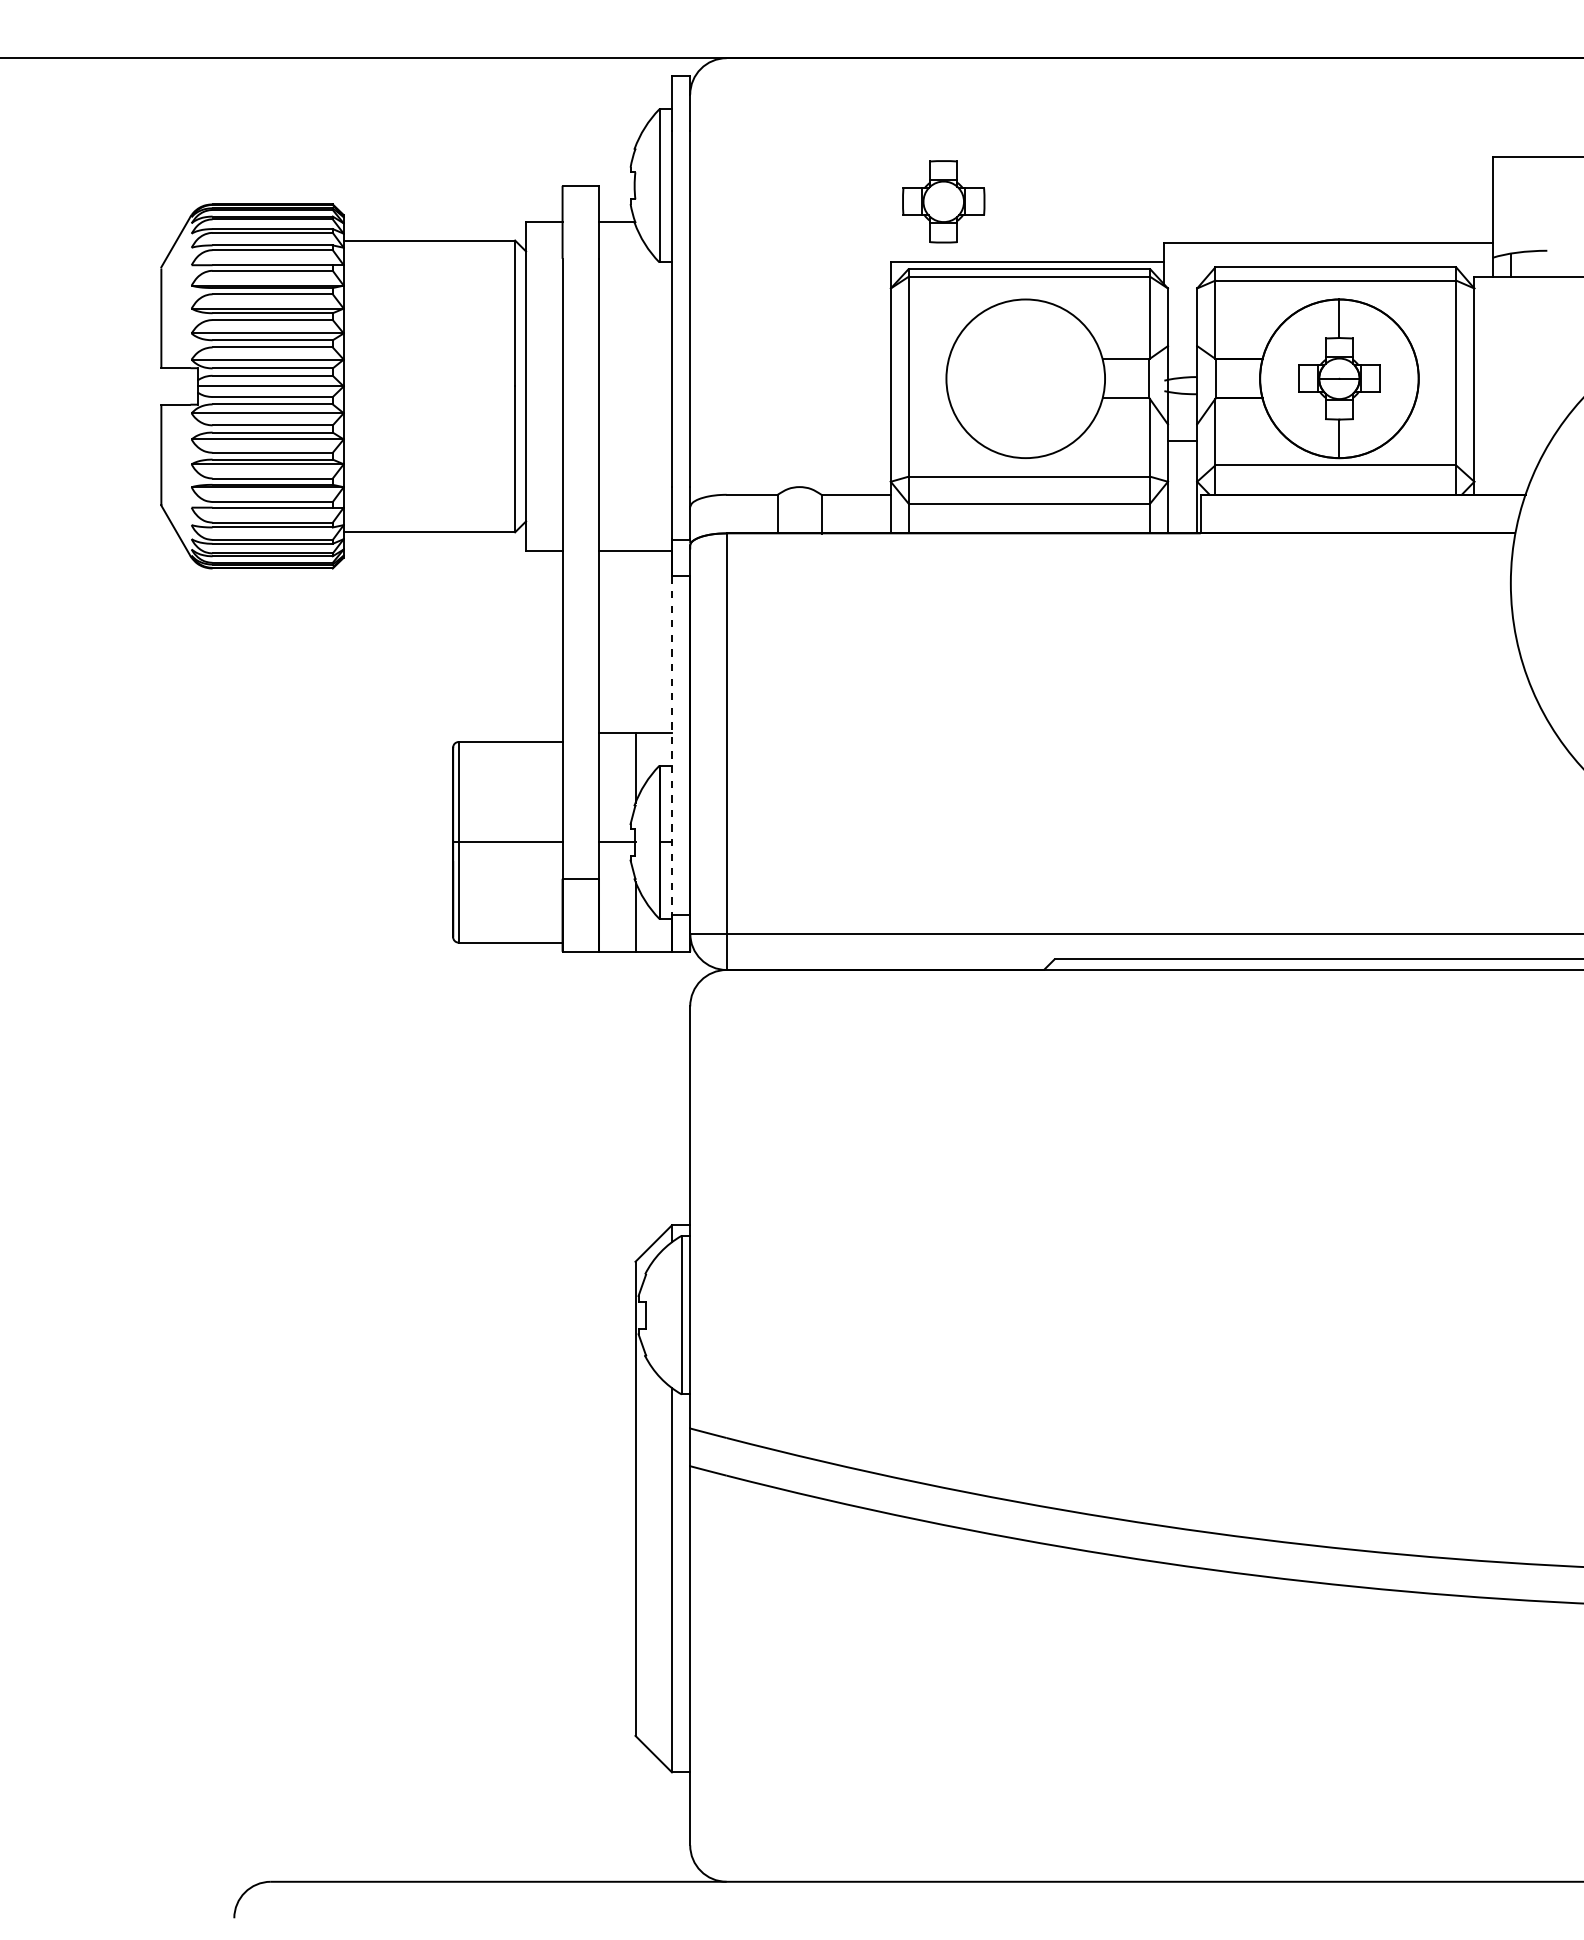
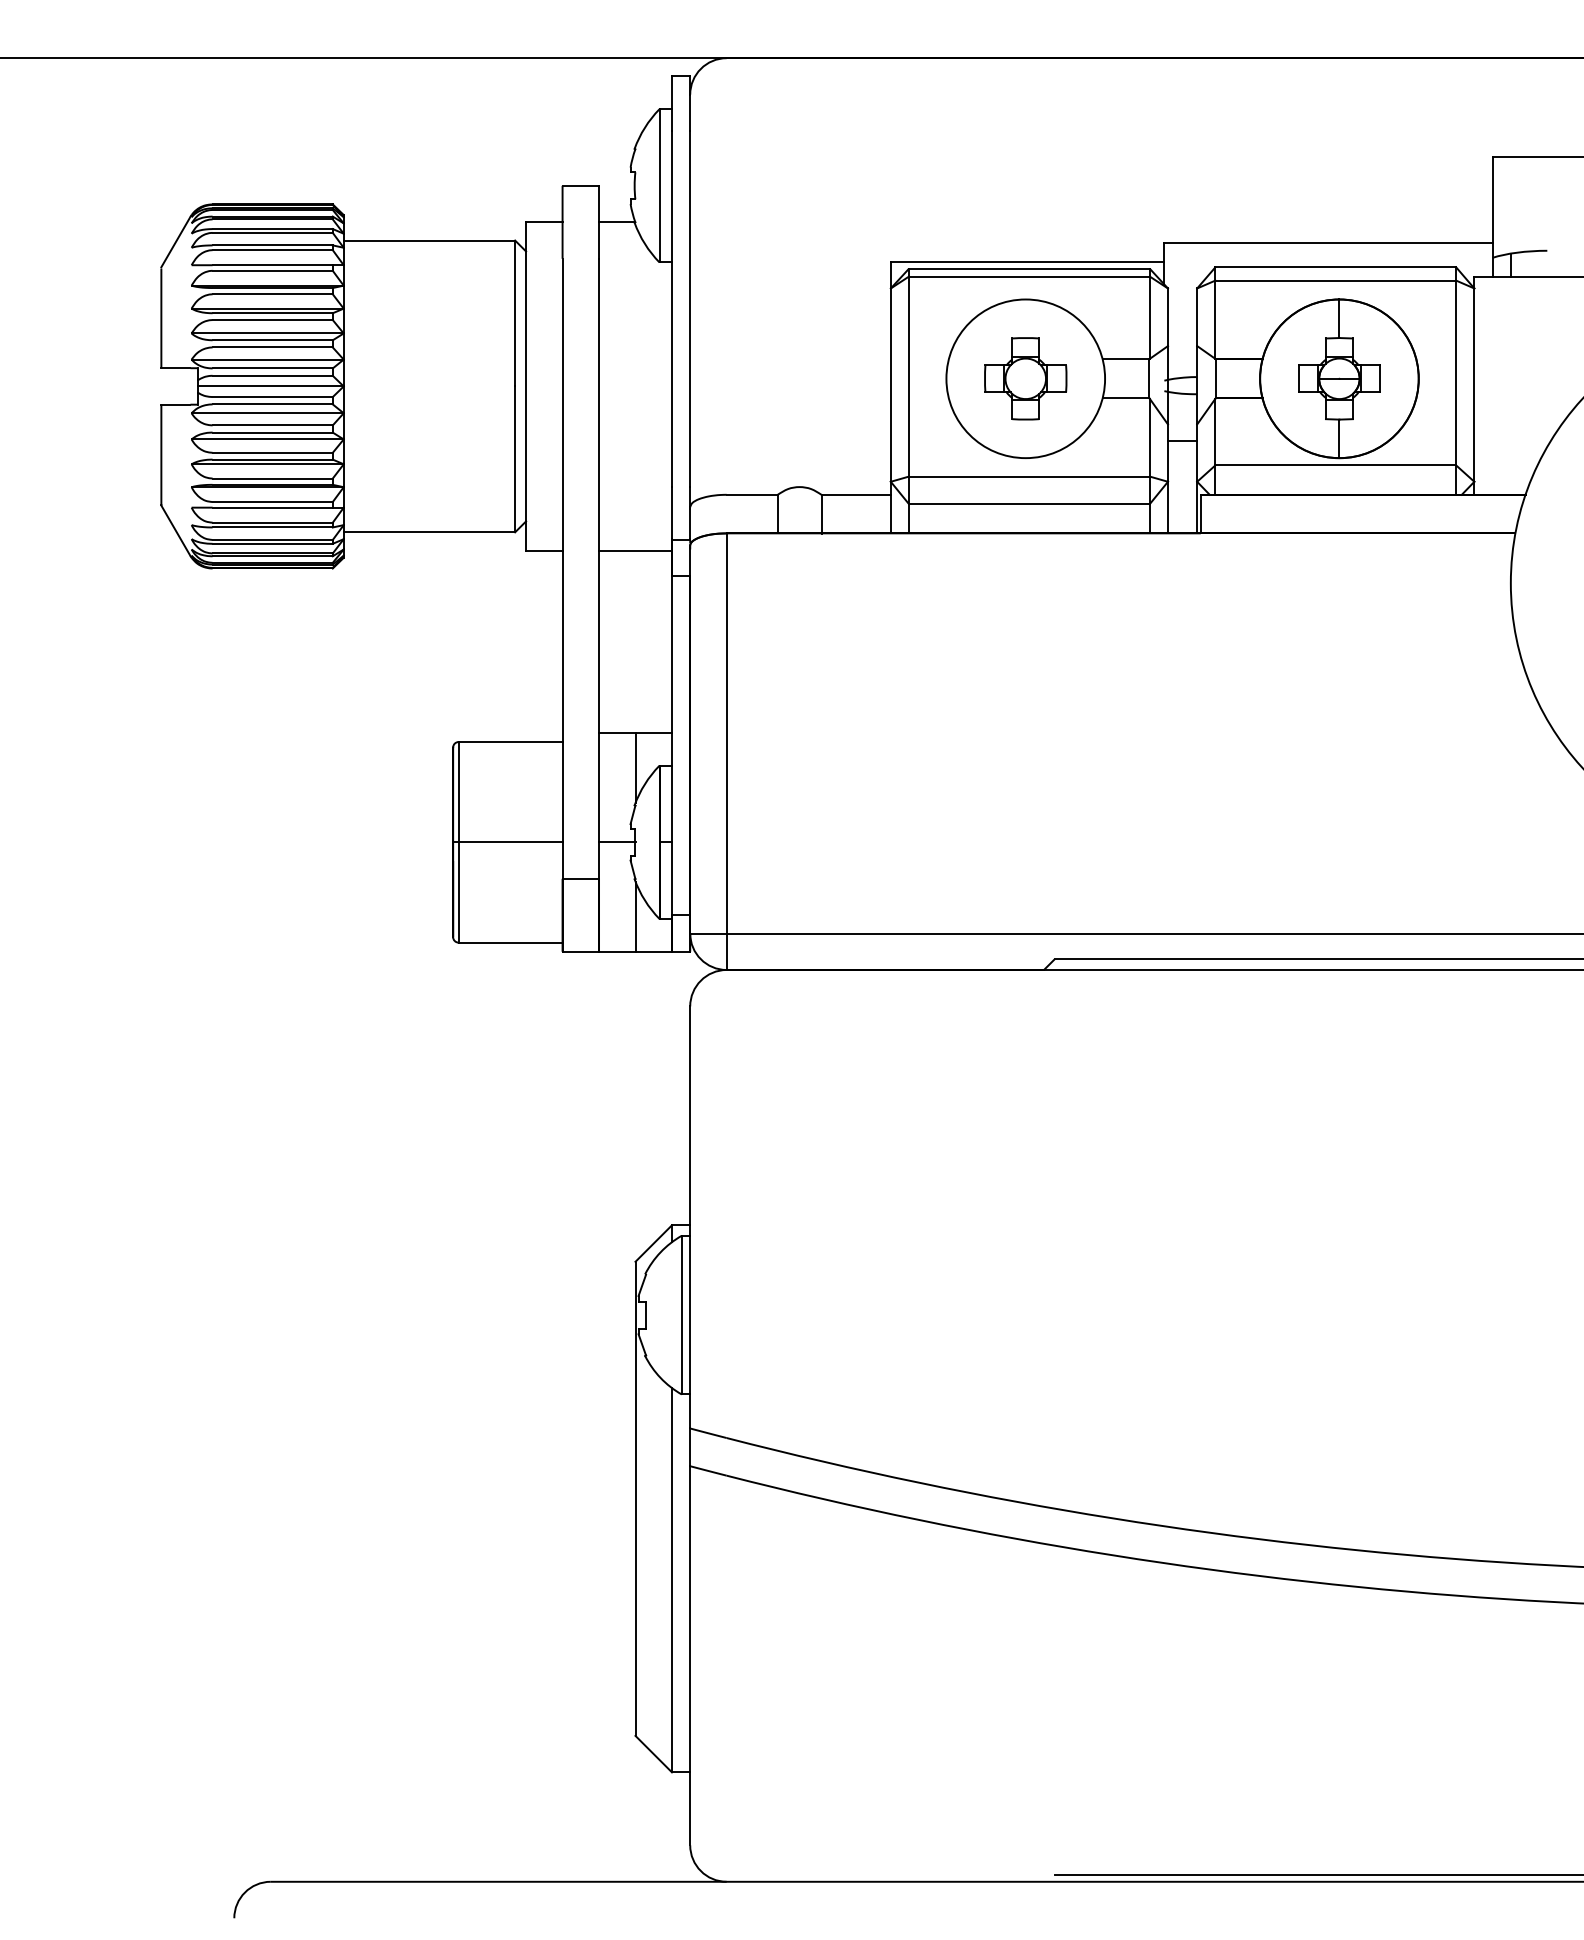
part position: (943, 201) -> (1025, 378) (1025, 378)
line: dashed -> solid (671, 746)
line: none -> present (1317, 1874)
